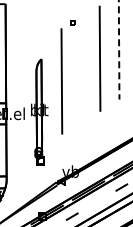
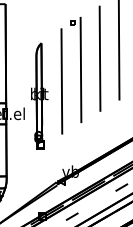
line: dashed -> solid (119, 49)
line: none -> present (80, 69)
part position: (39, 111) -> (39, 95) (39, 95)
